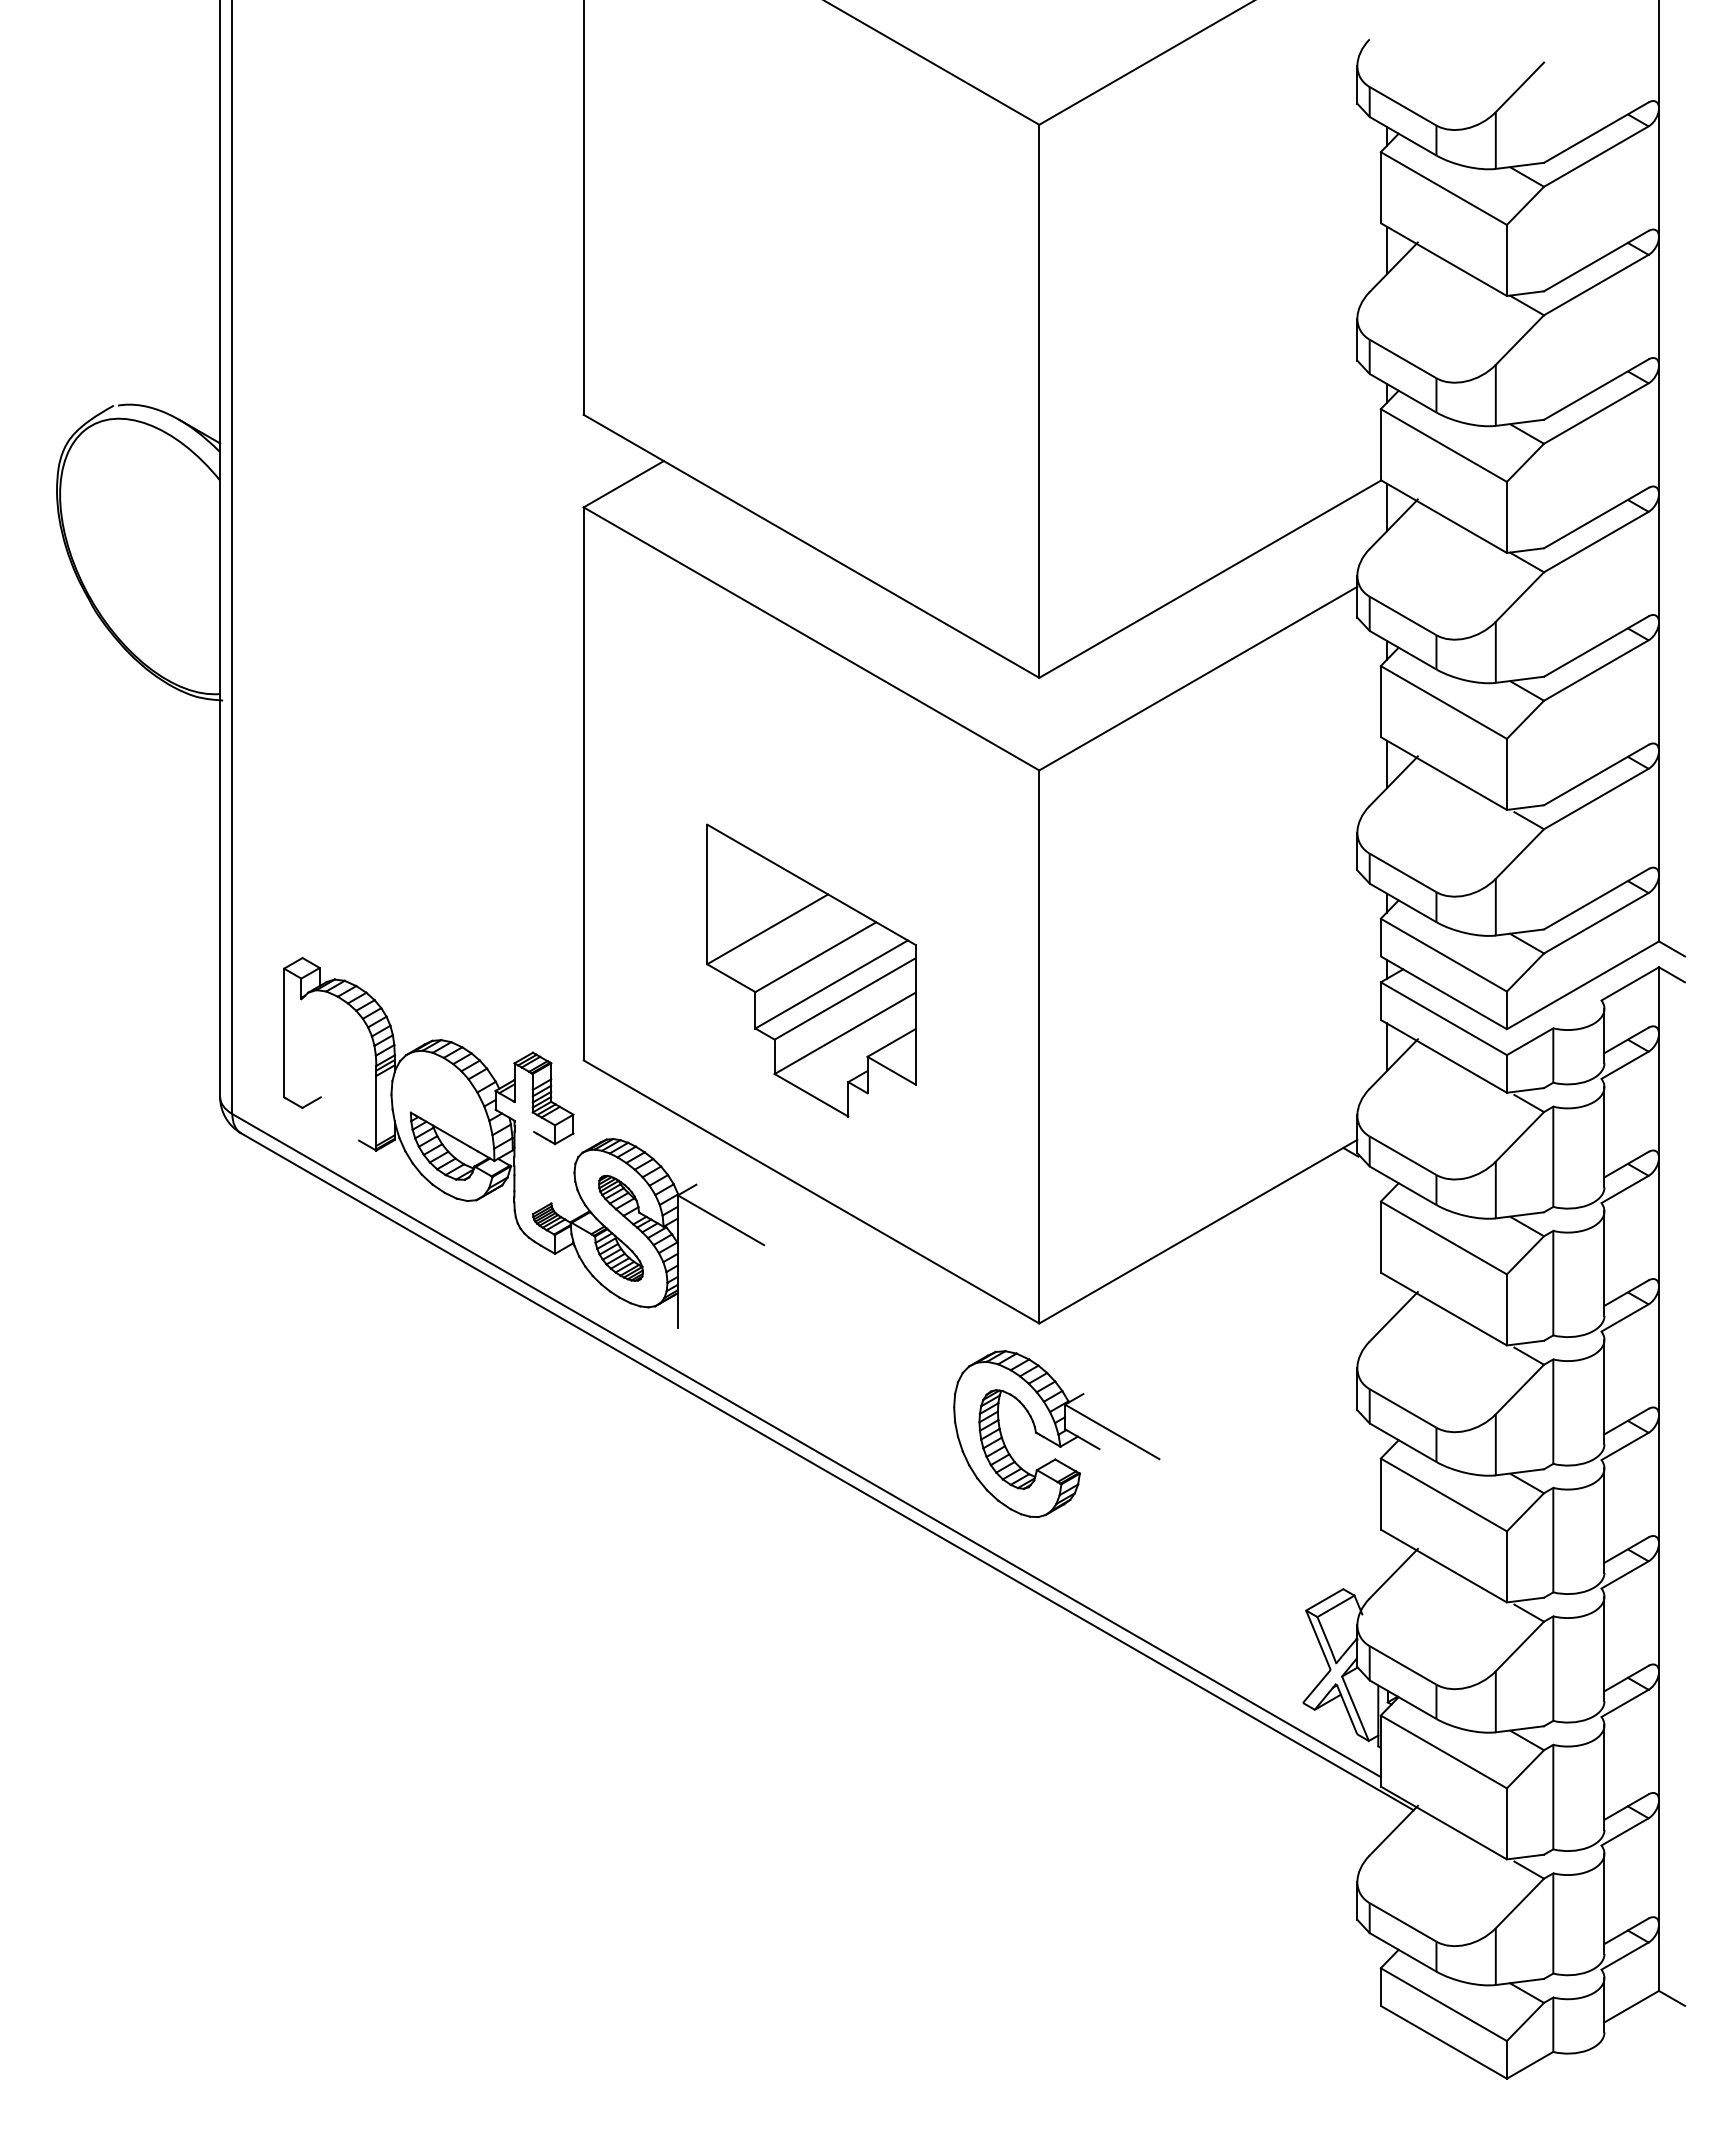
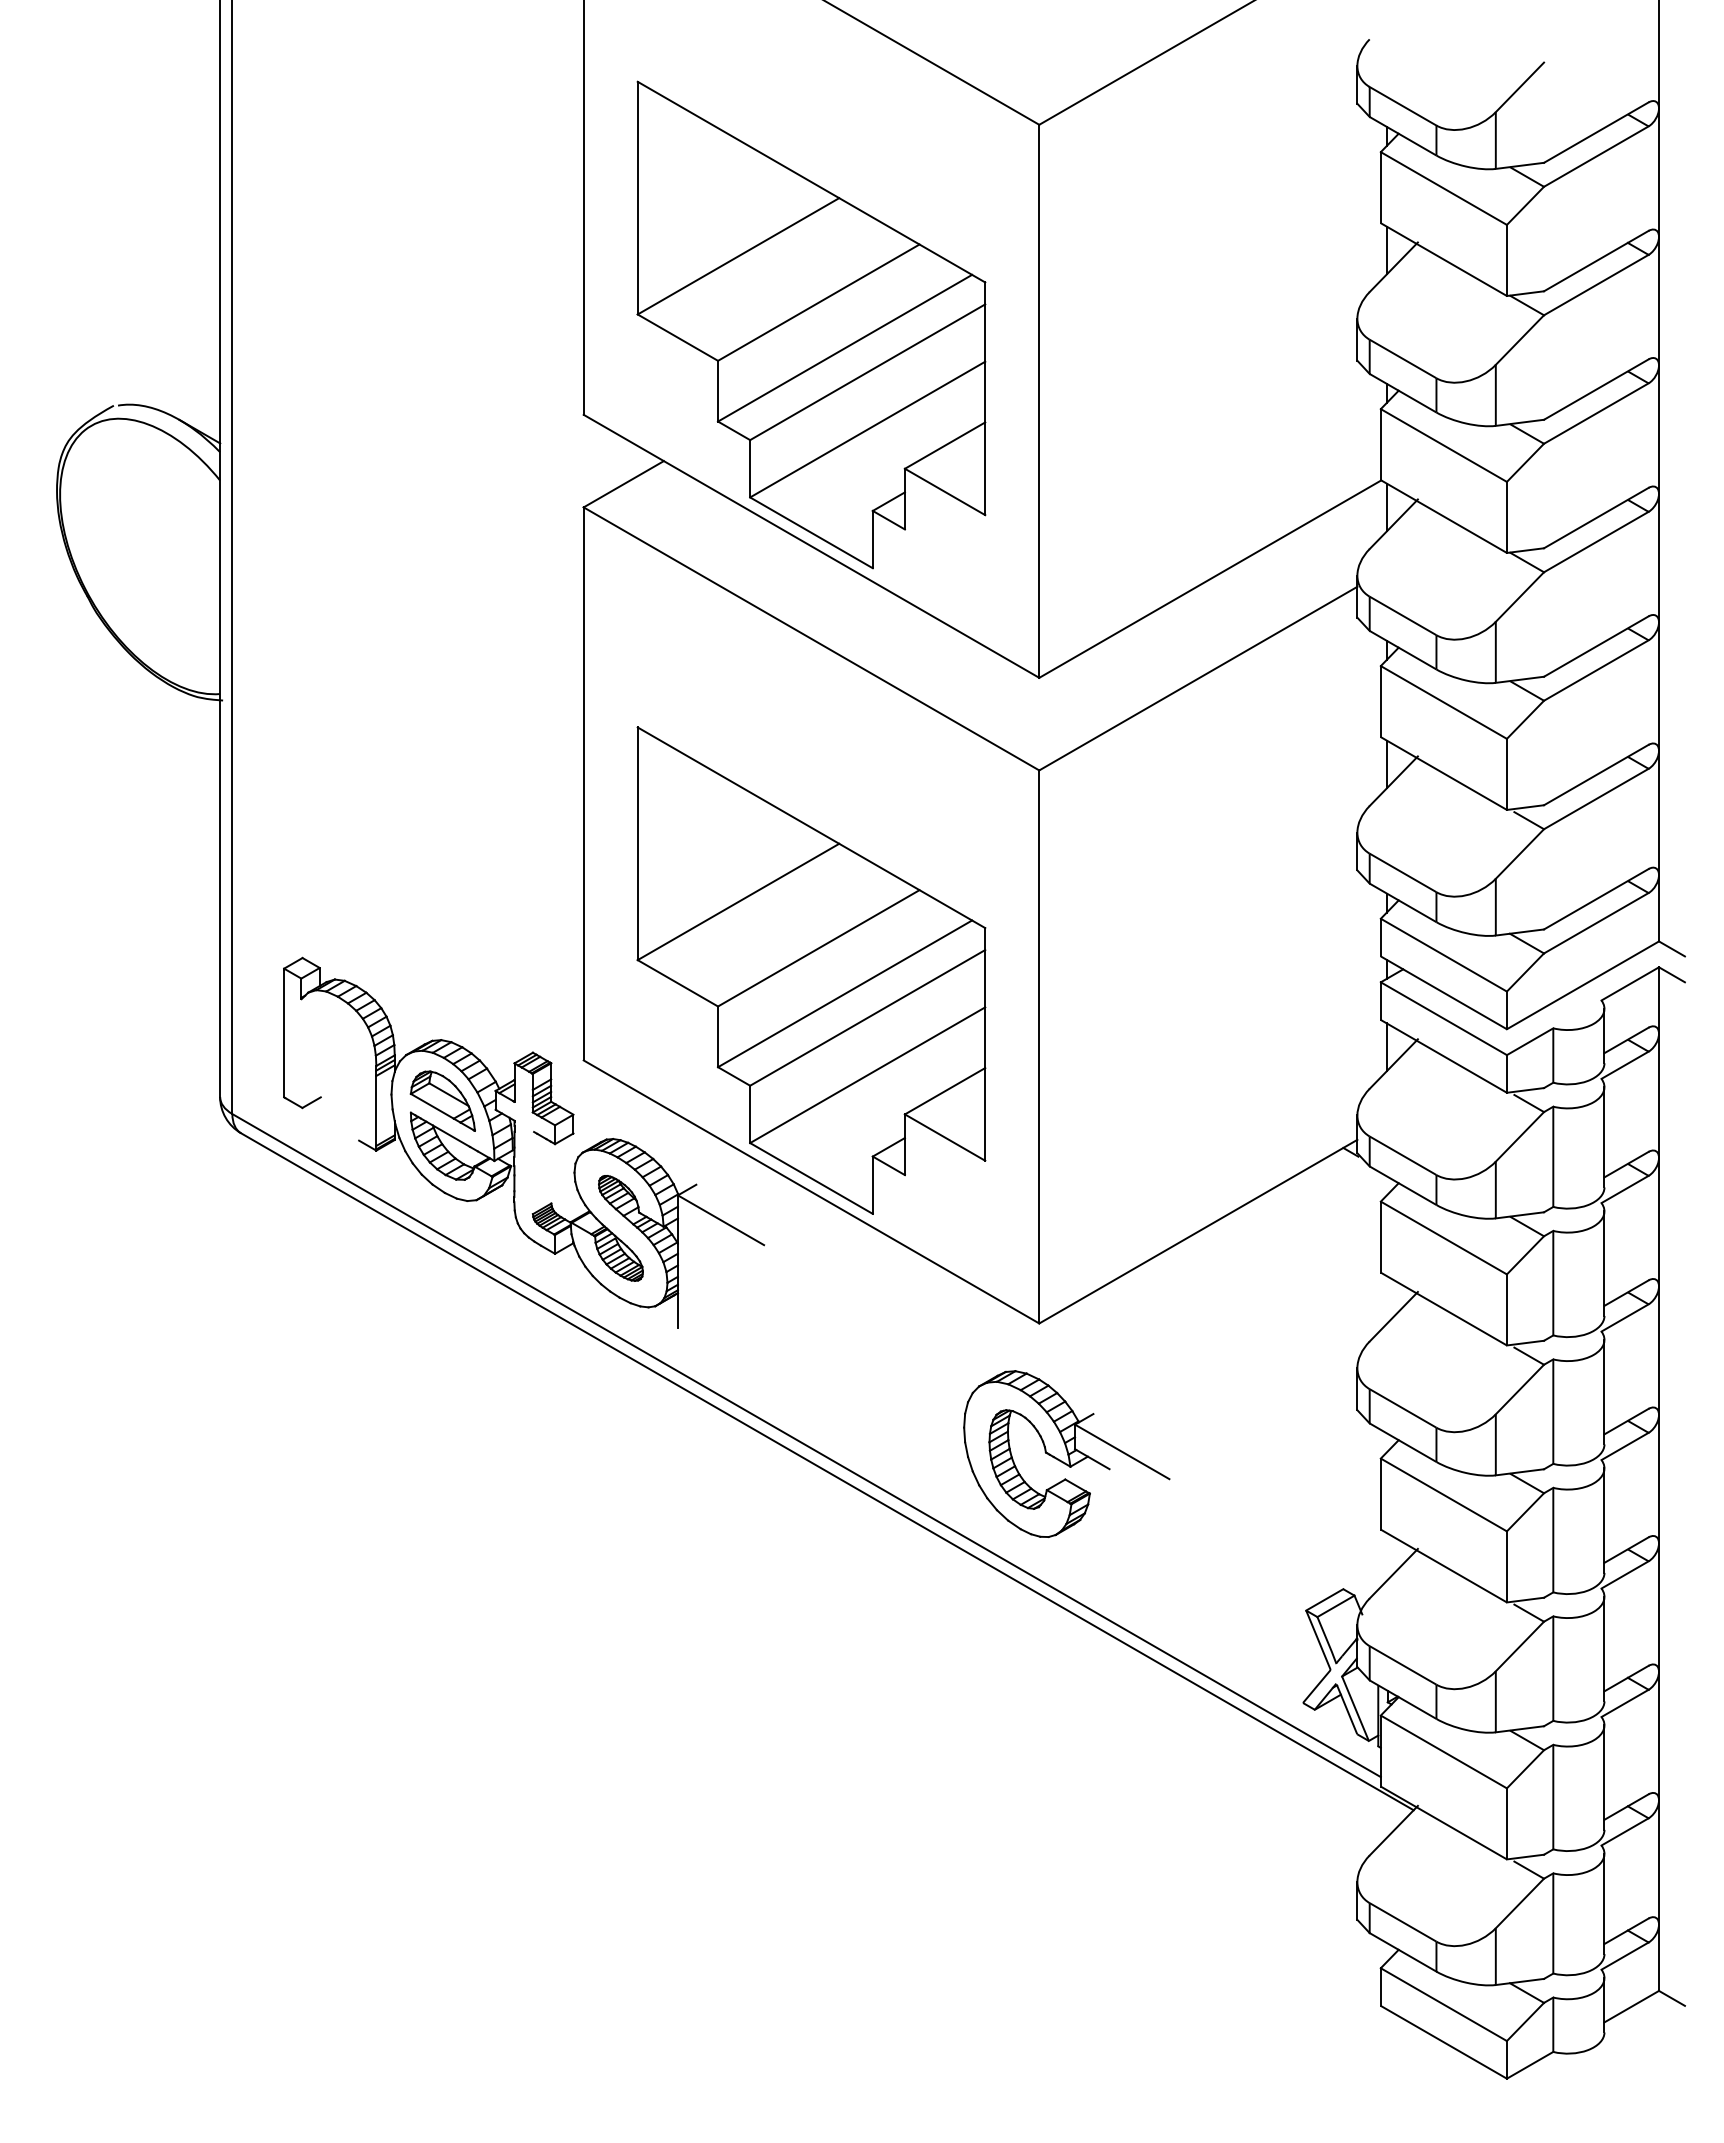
part: none -> present (811, 324)
part size: 211x295 px -> 351x489 px (811, 970)
part: none -> present (442, 1100)
part position: (1056, 1433) -> (1066, 1453) (1066, 1453)
